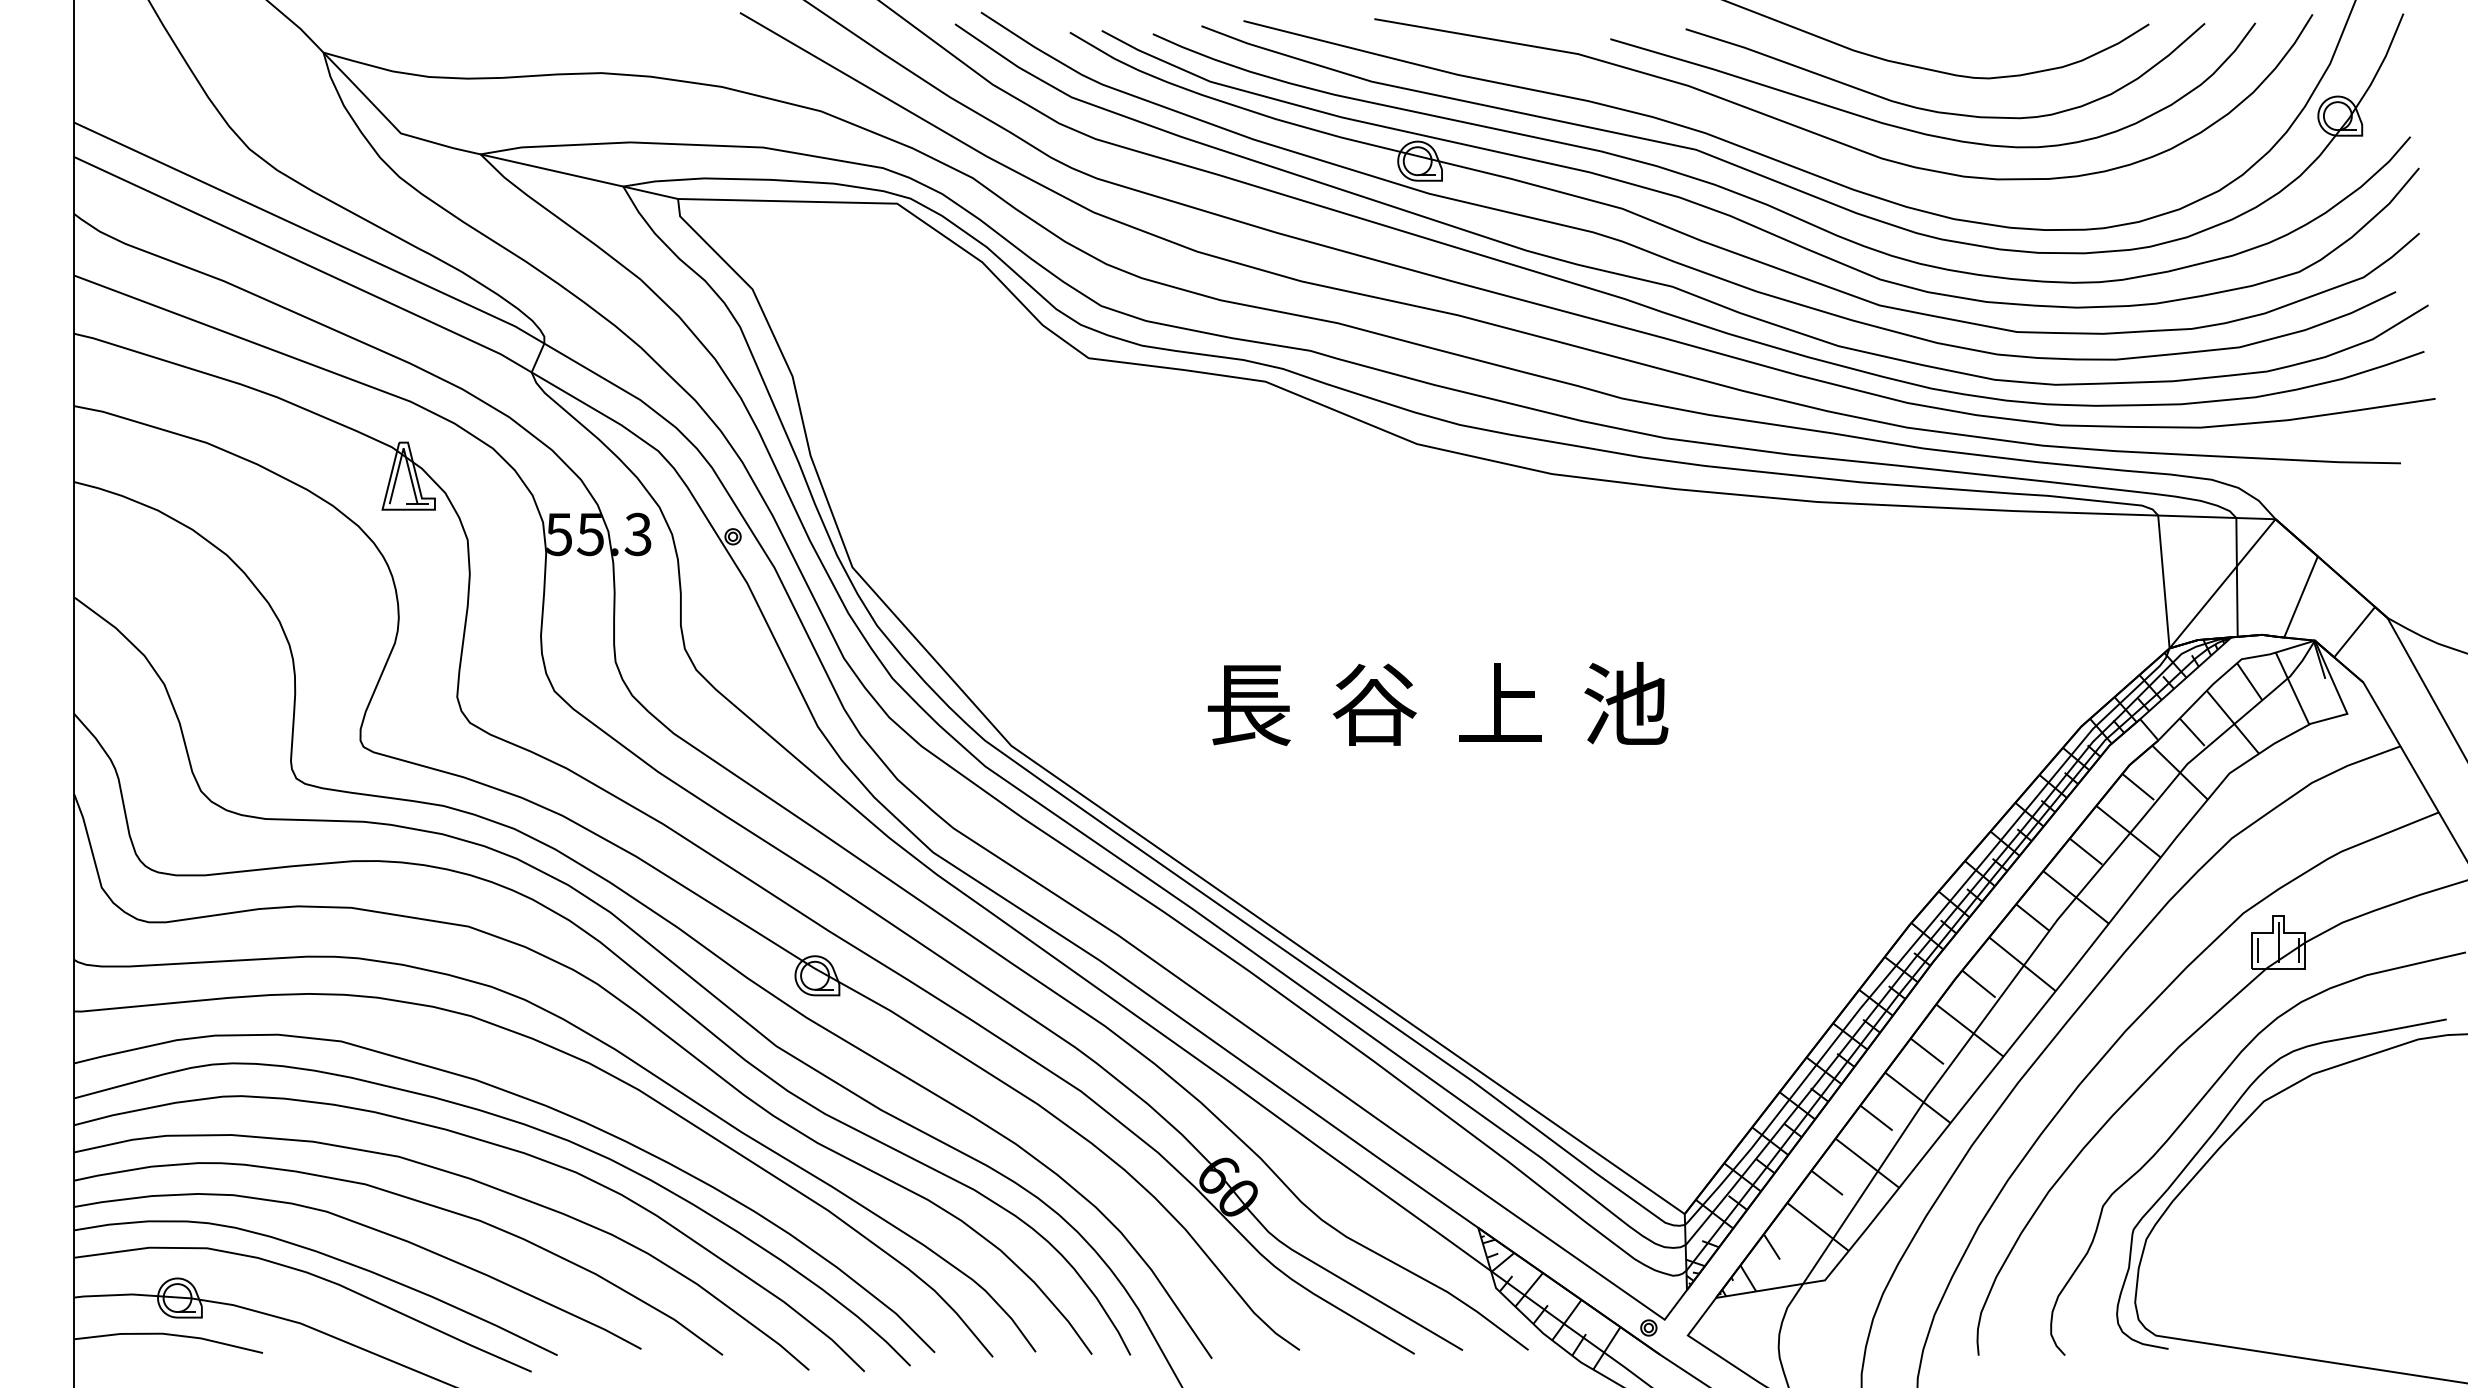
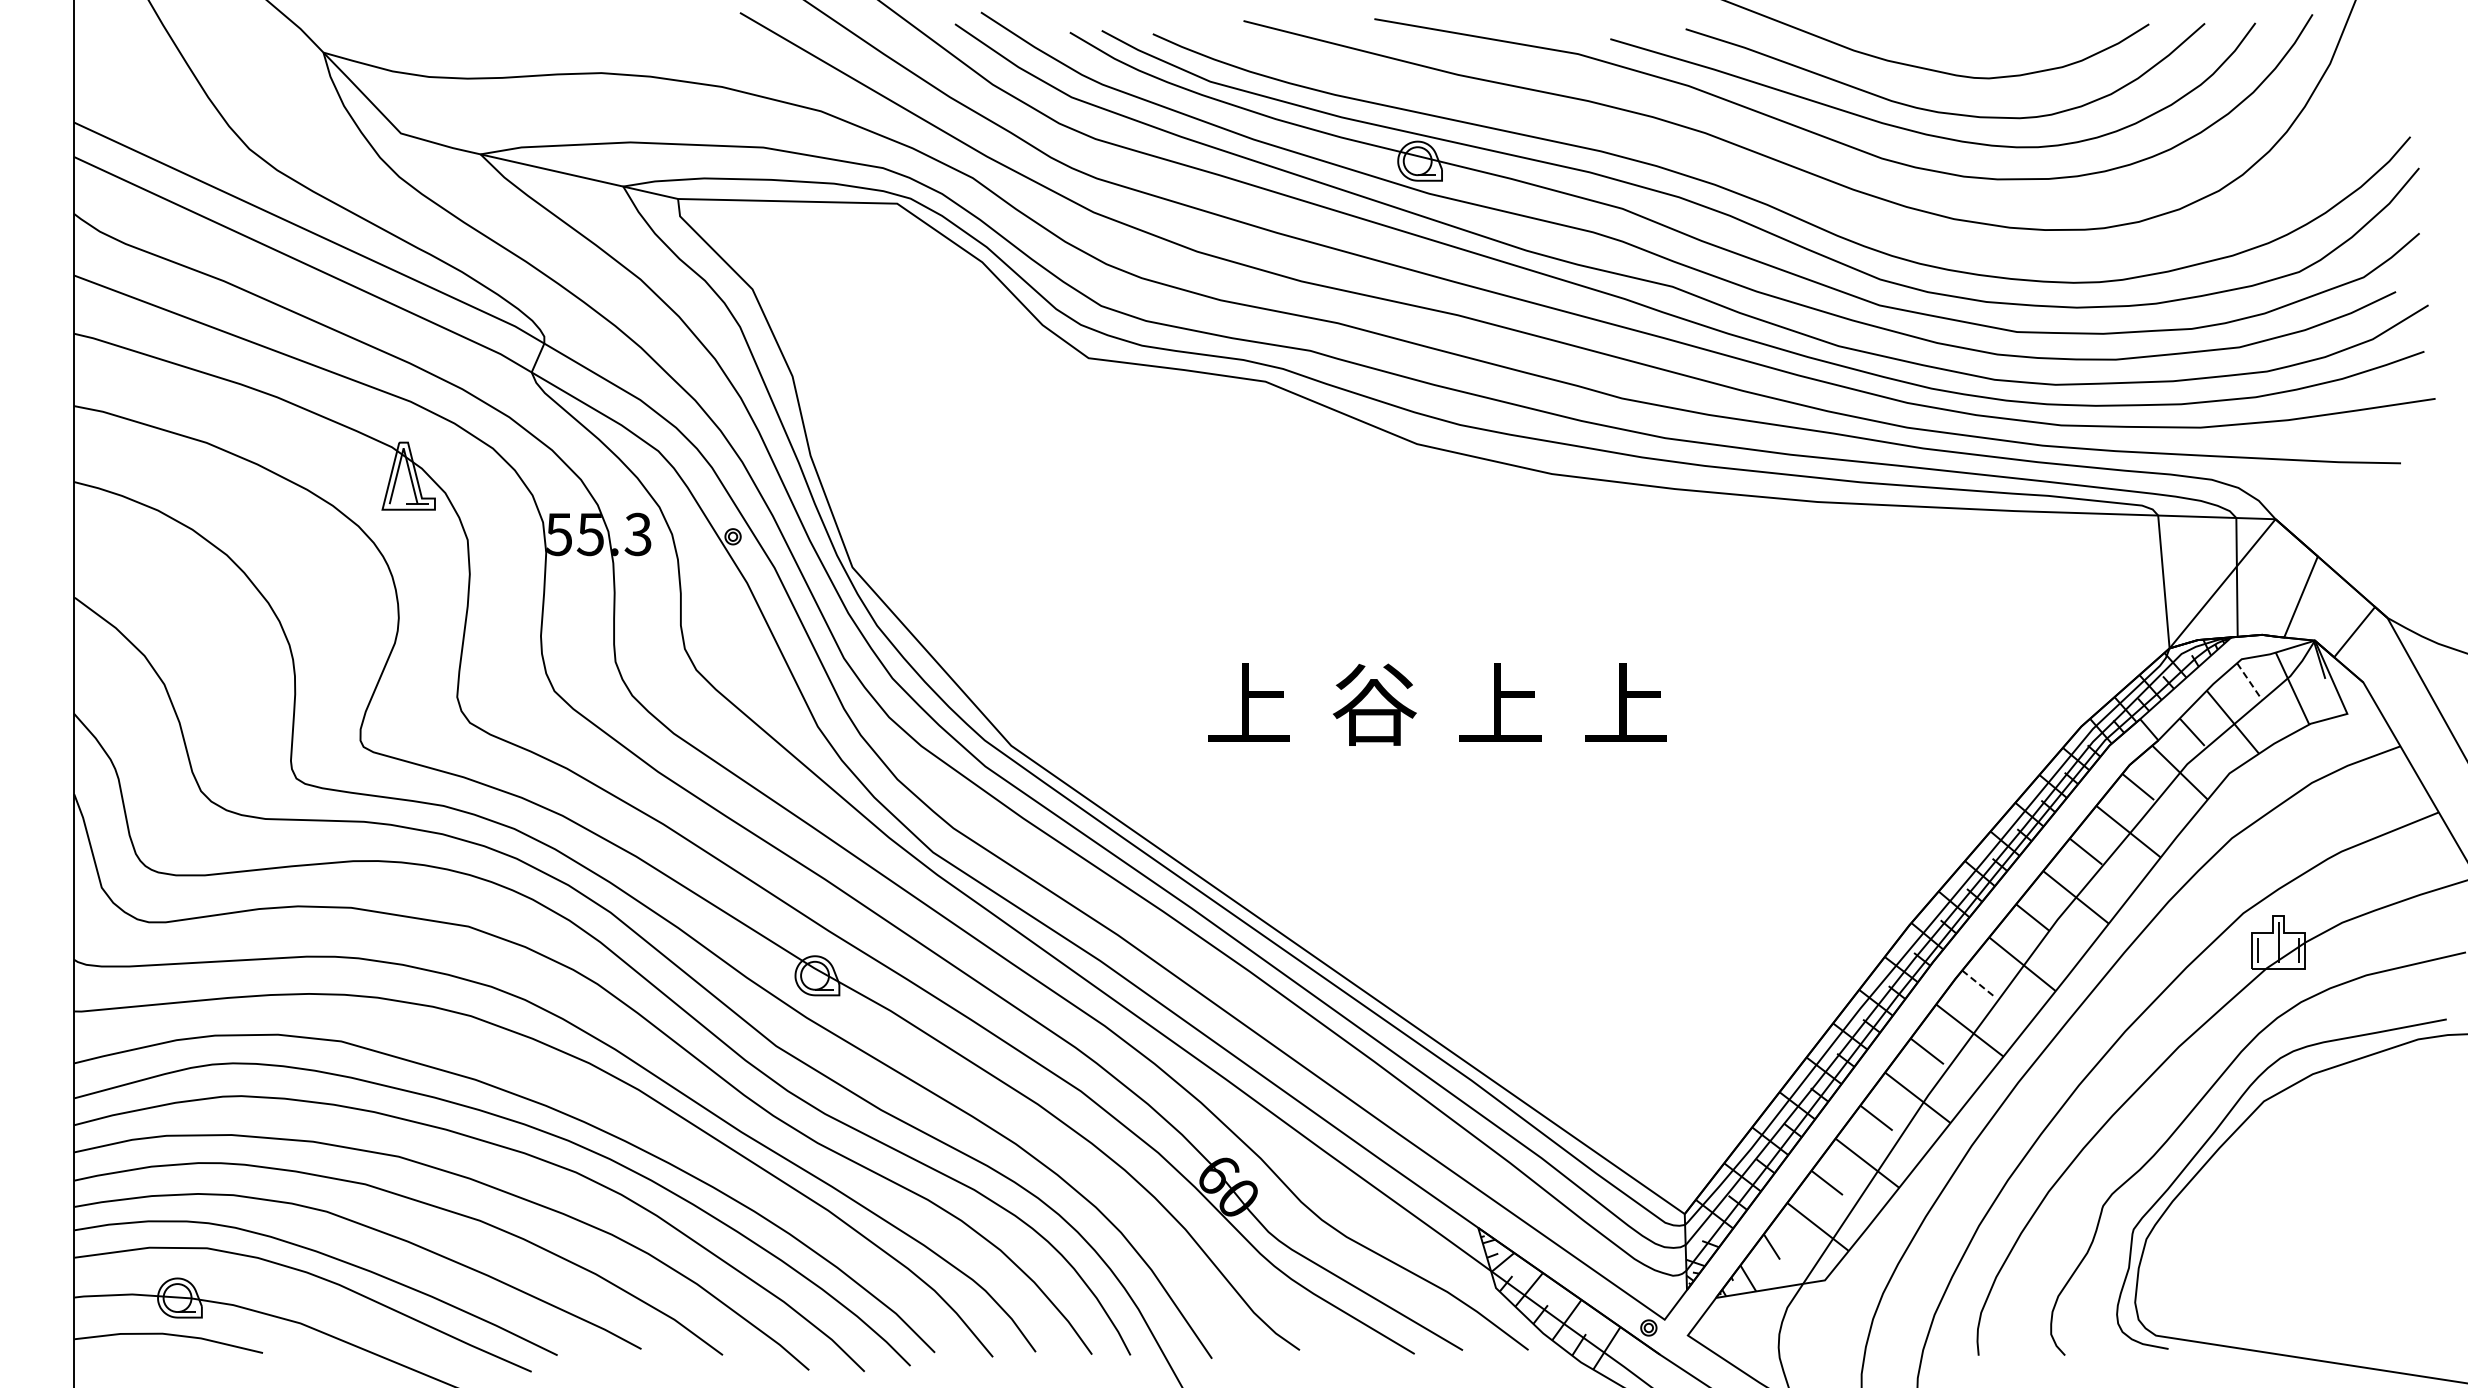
part: present -> none (1784, 183)
line: solid -> dashed (2249, 682)
text: 池 -> 上 (1626, 703)
text: 長 -> 上 (1248, 704)
line: solid -> dashed (1978, 984)
